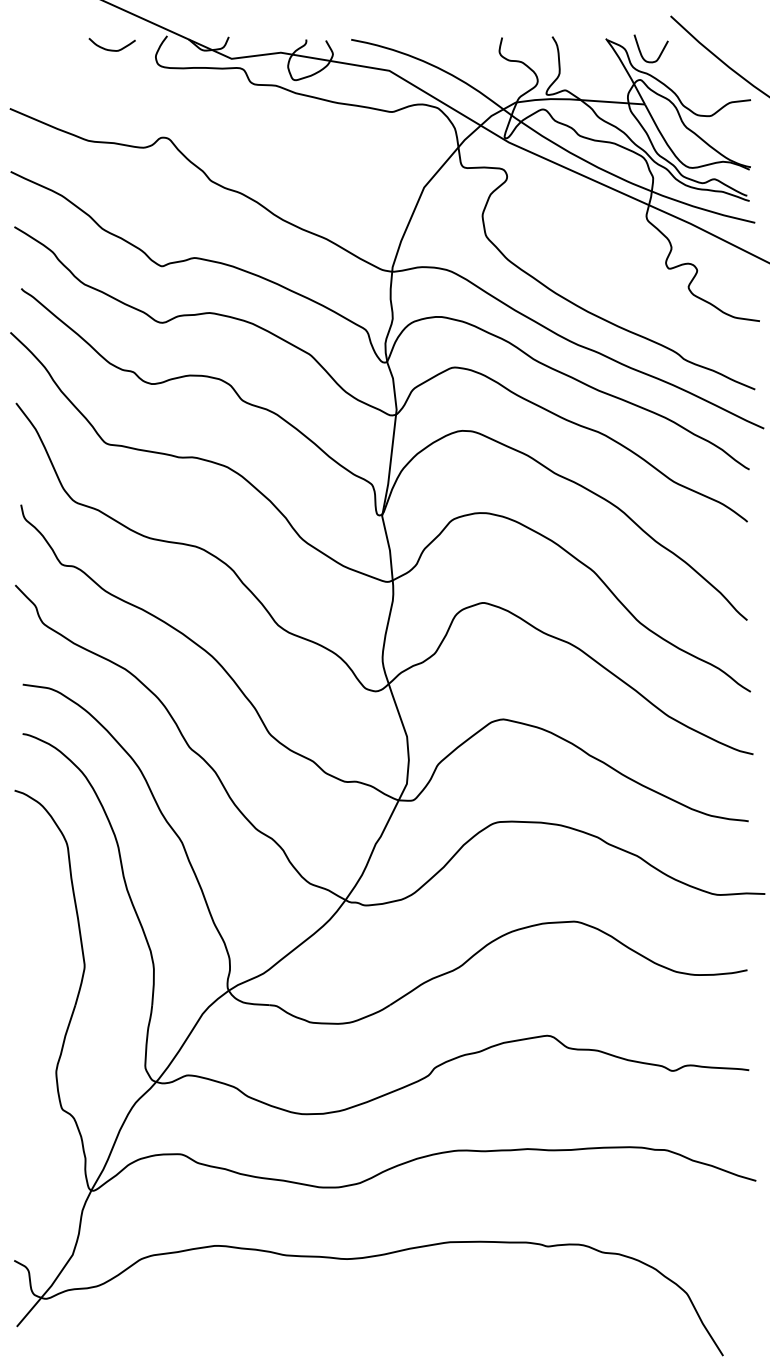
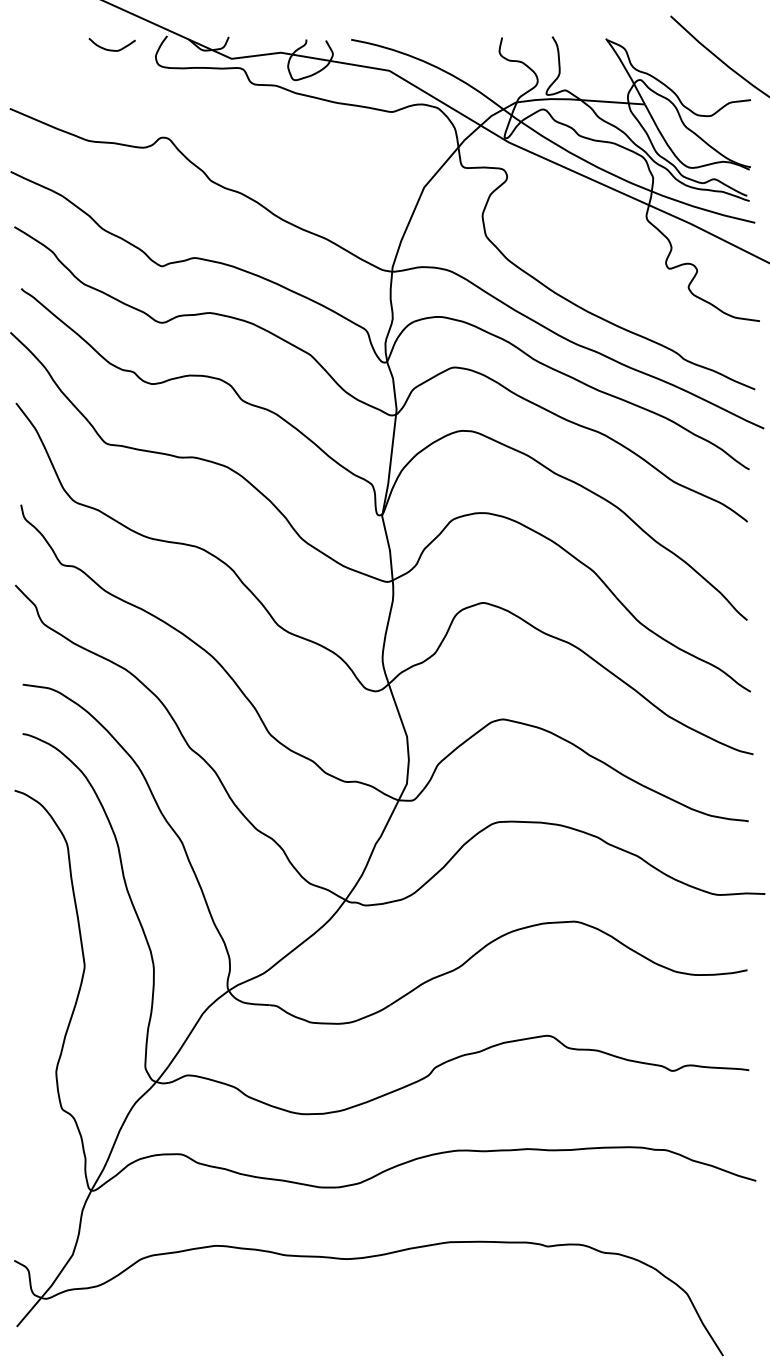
curve: present -> none (641, 52)
